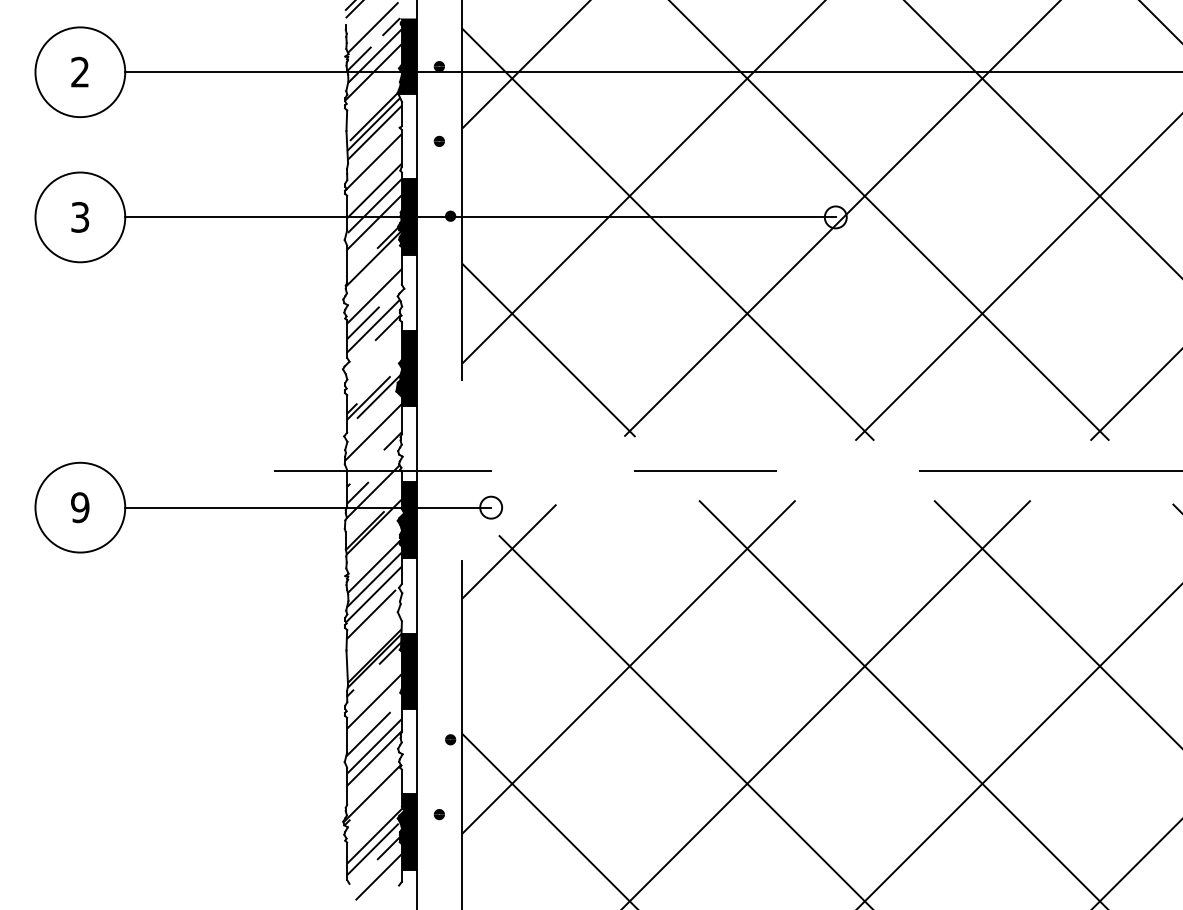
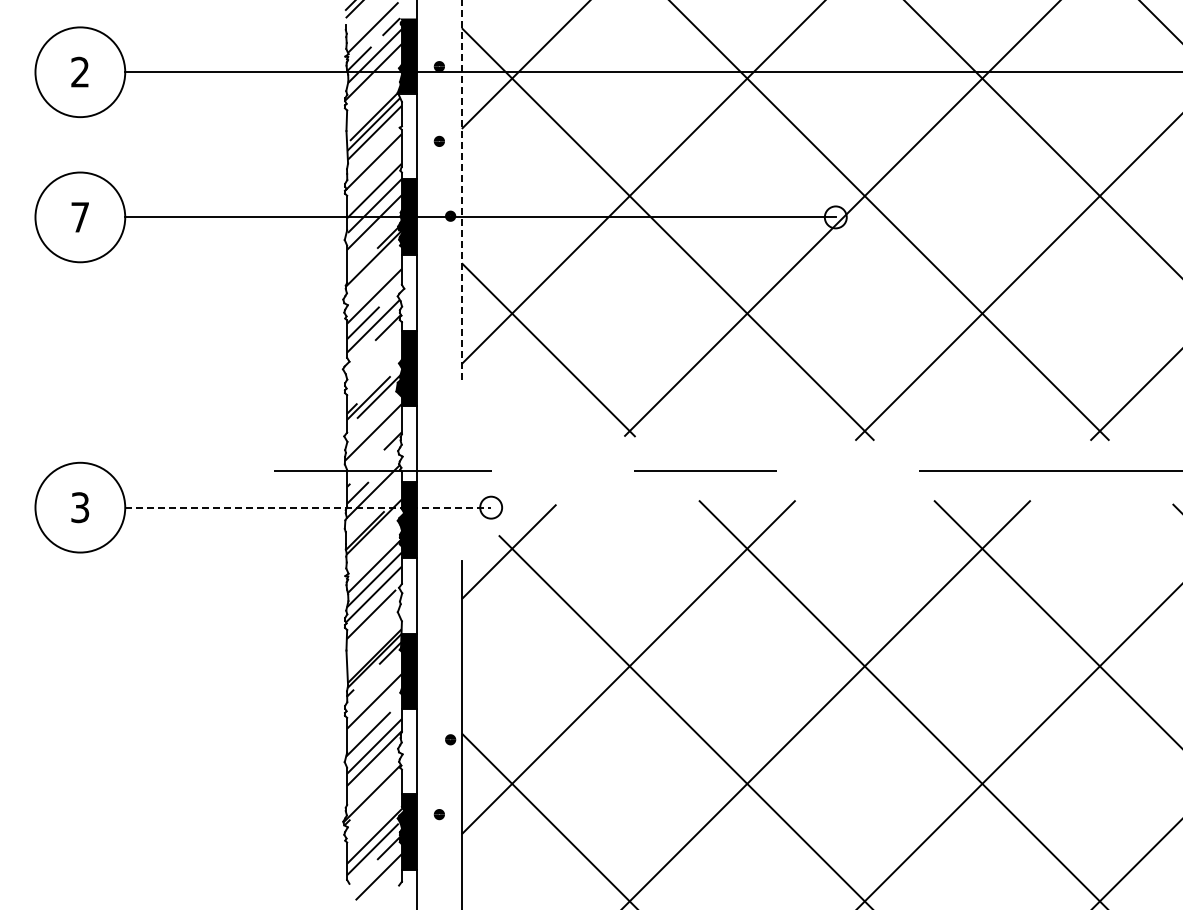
line: solid -> dashed (461, 189)
text: 3 -> 7 (80, 217)
text: 9 -> 3 (80, 507)
line: solid -> dashed (308, 507)
